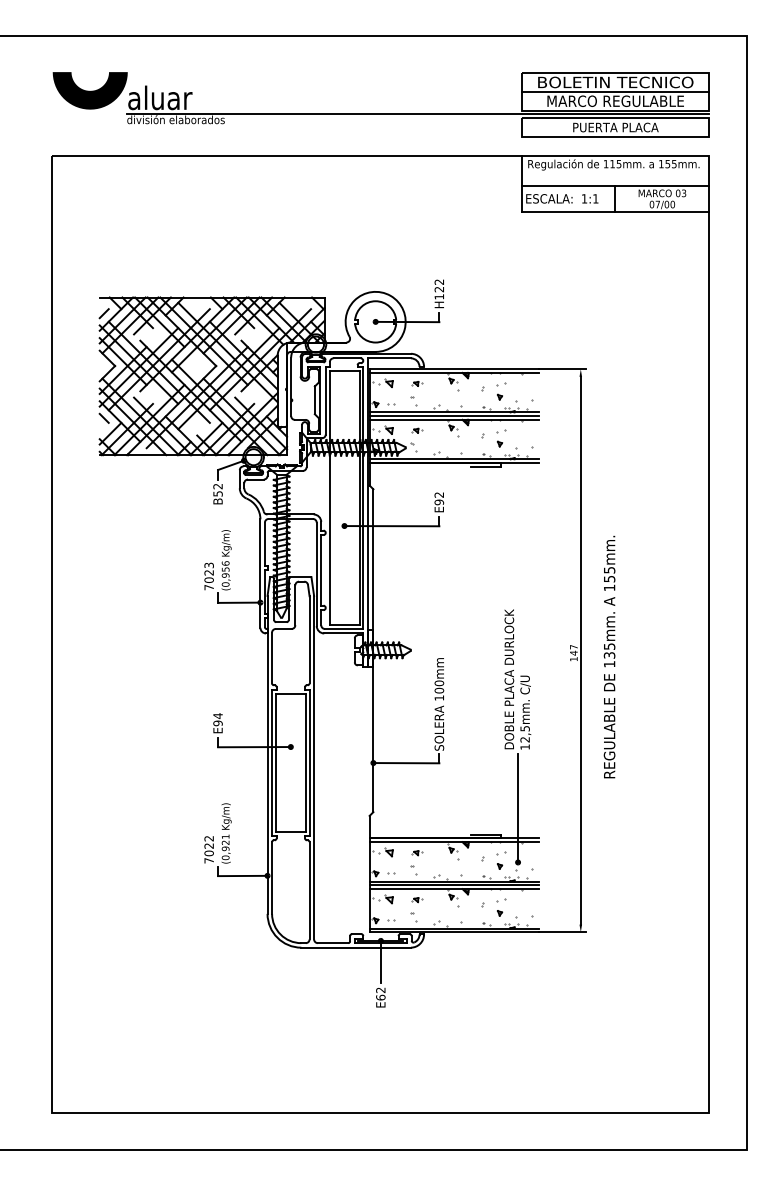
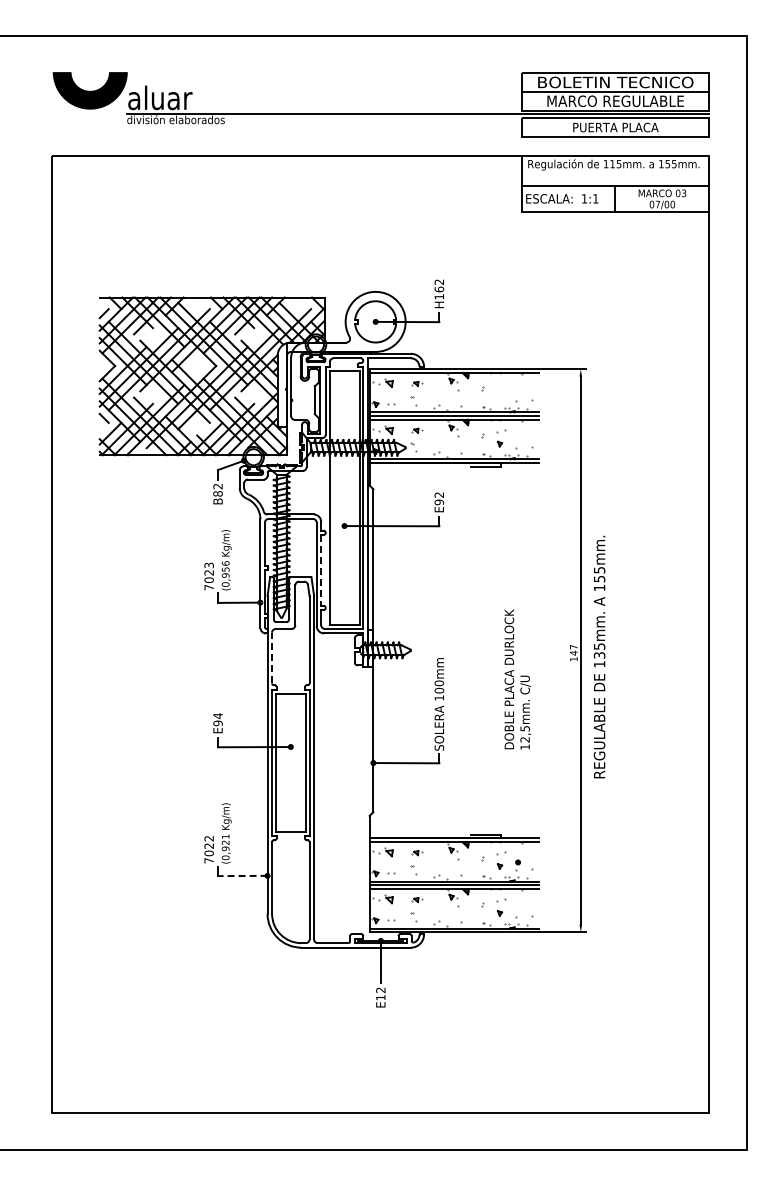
text: H122 -> H162 (439, 289)
part: present -> none (501, 391)
text: B52 -> B82 (217, 493)
line: solid -> dashed (321, 570)
text position: (609, 656) -> (599, 656) (599, 656)
line: solid -> dashed (272, 657)
line: present -> none (518, 807)
line: solid -> dashed (242, 875)
text: E62 -> E12 (380, 997)
